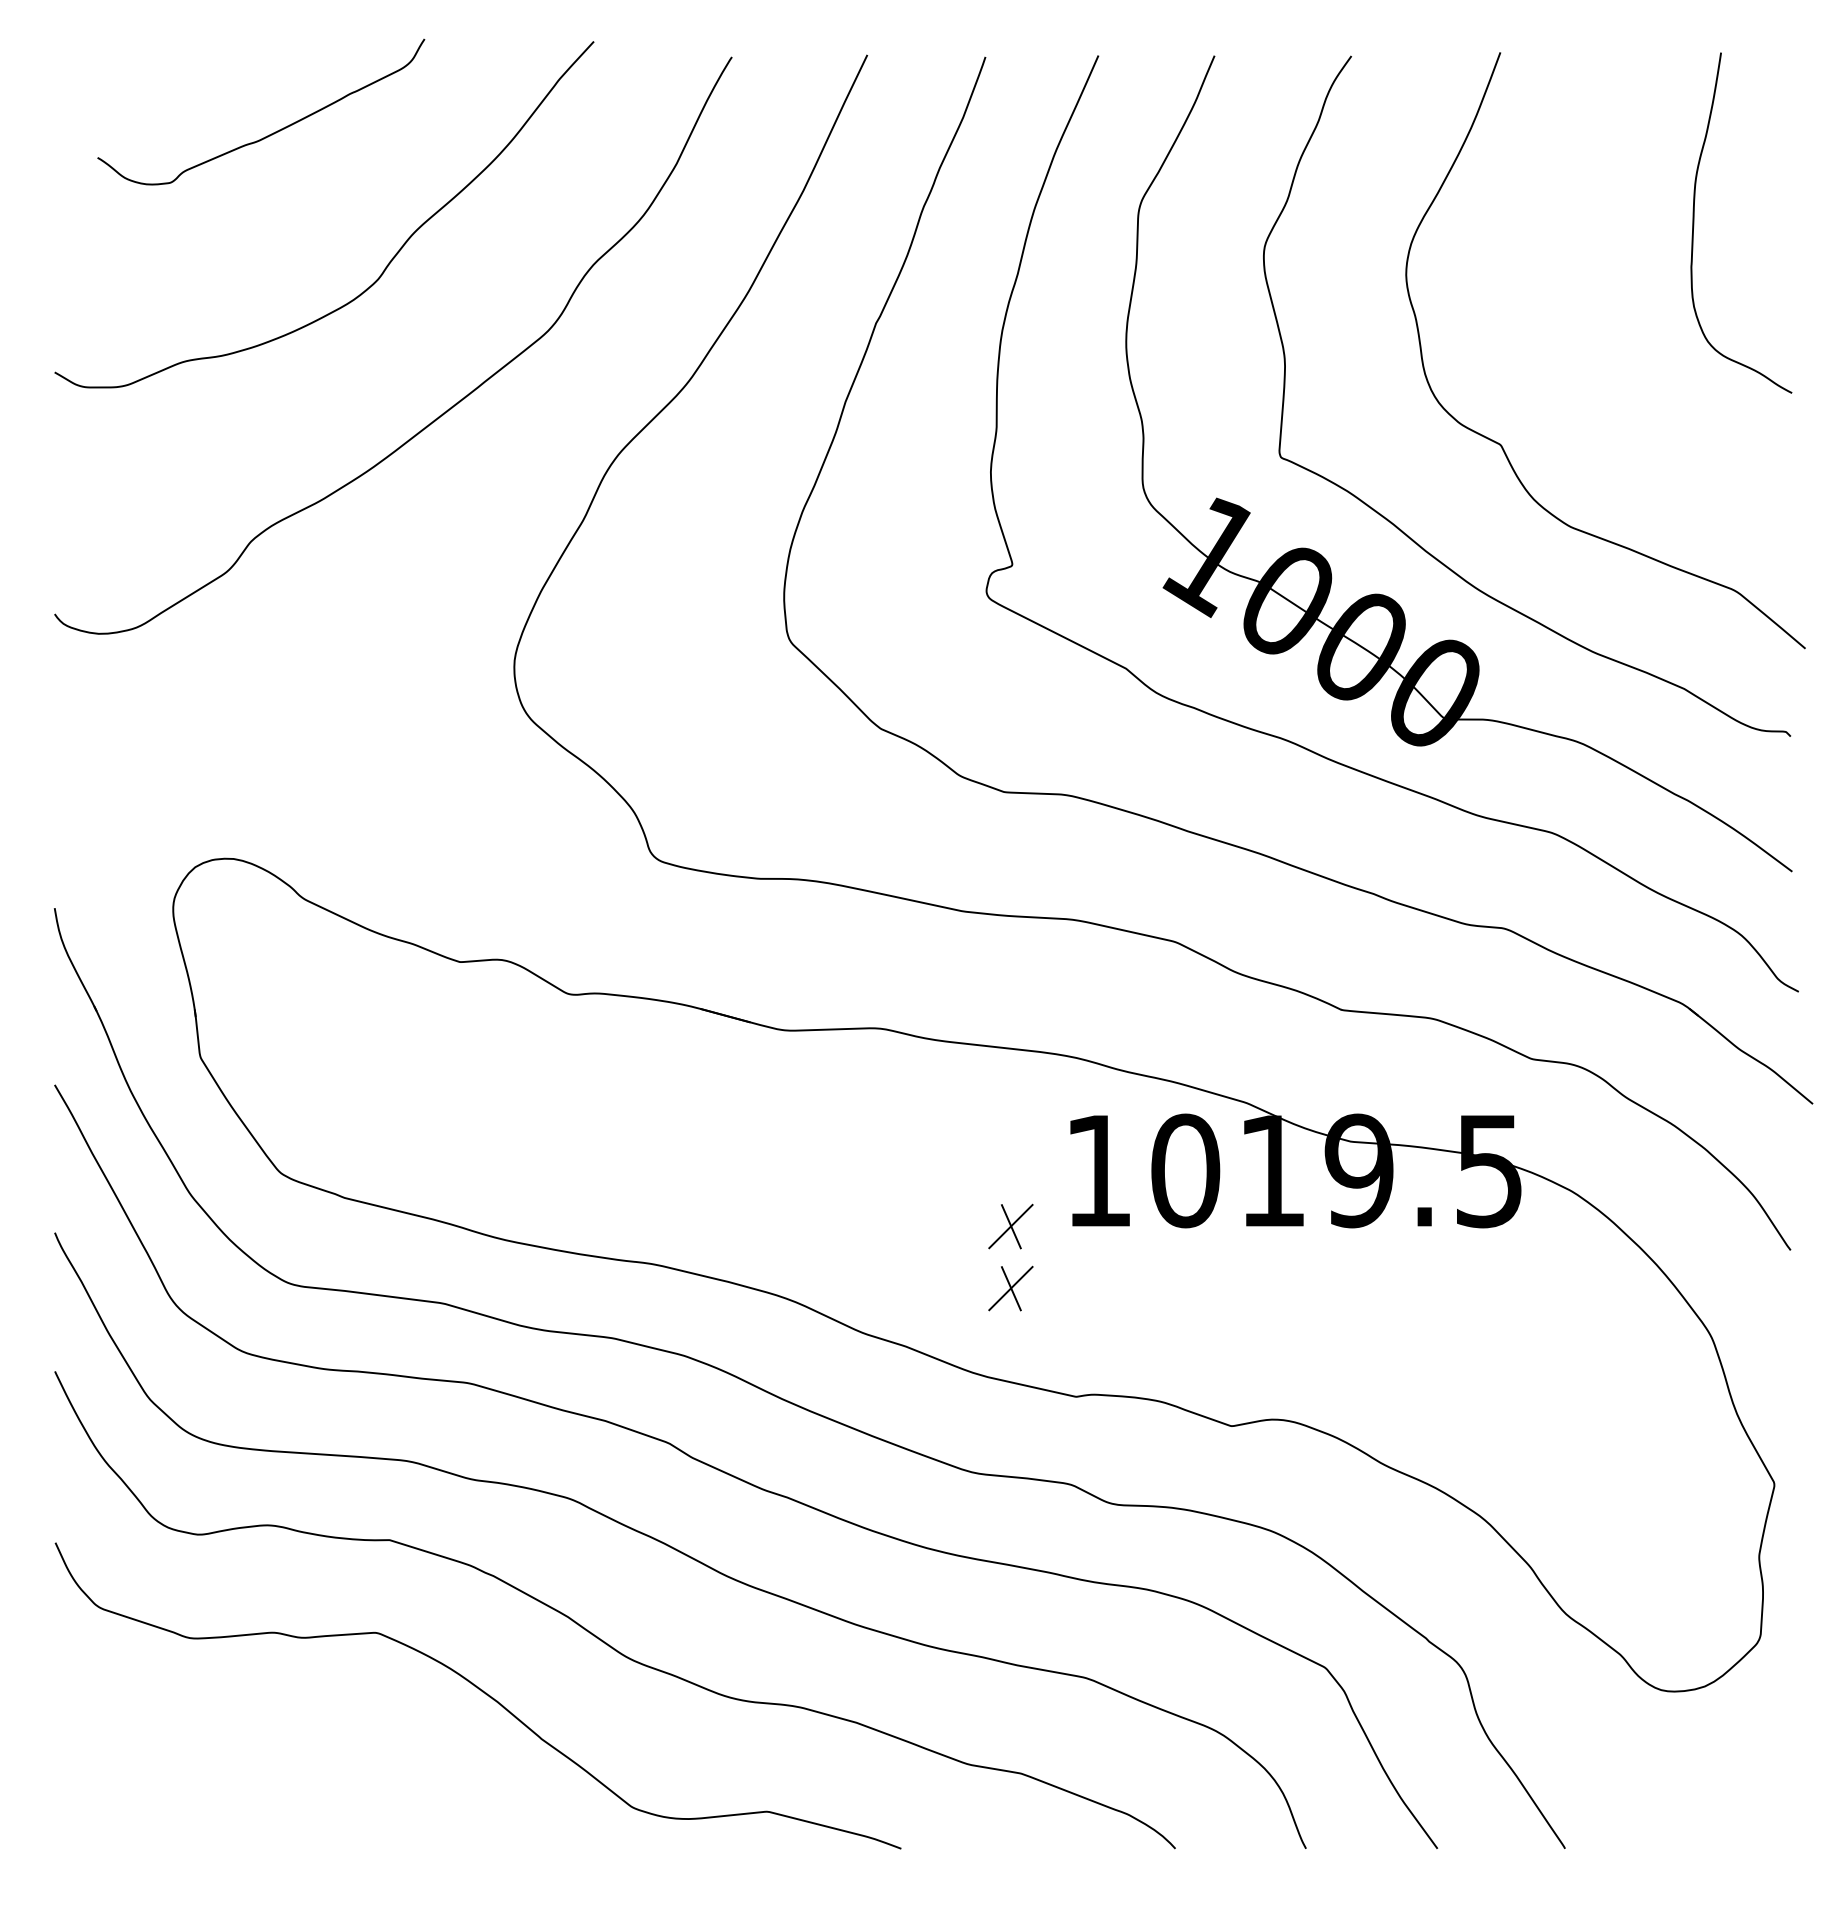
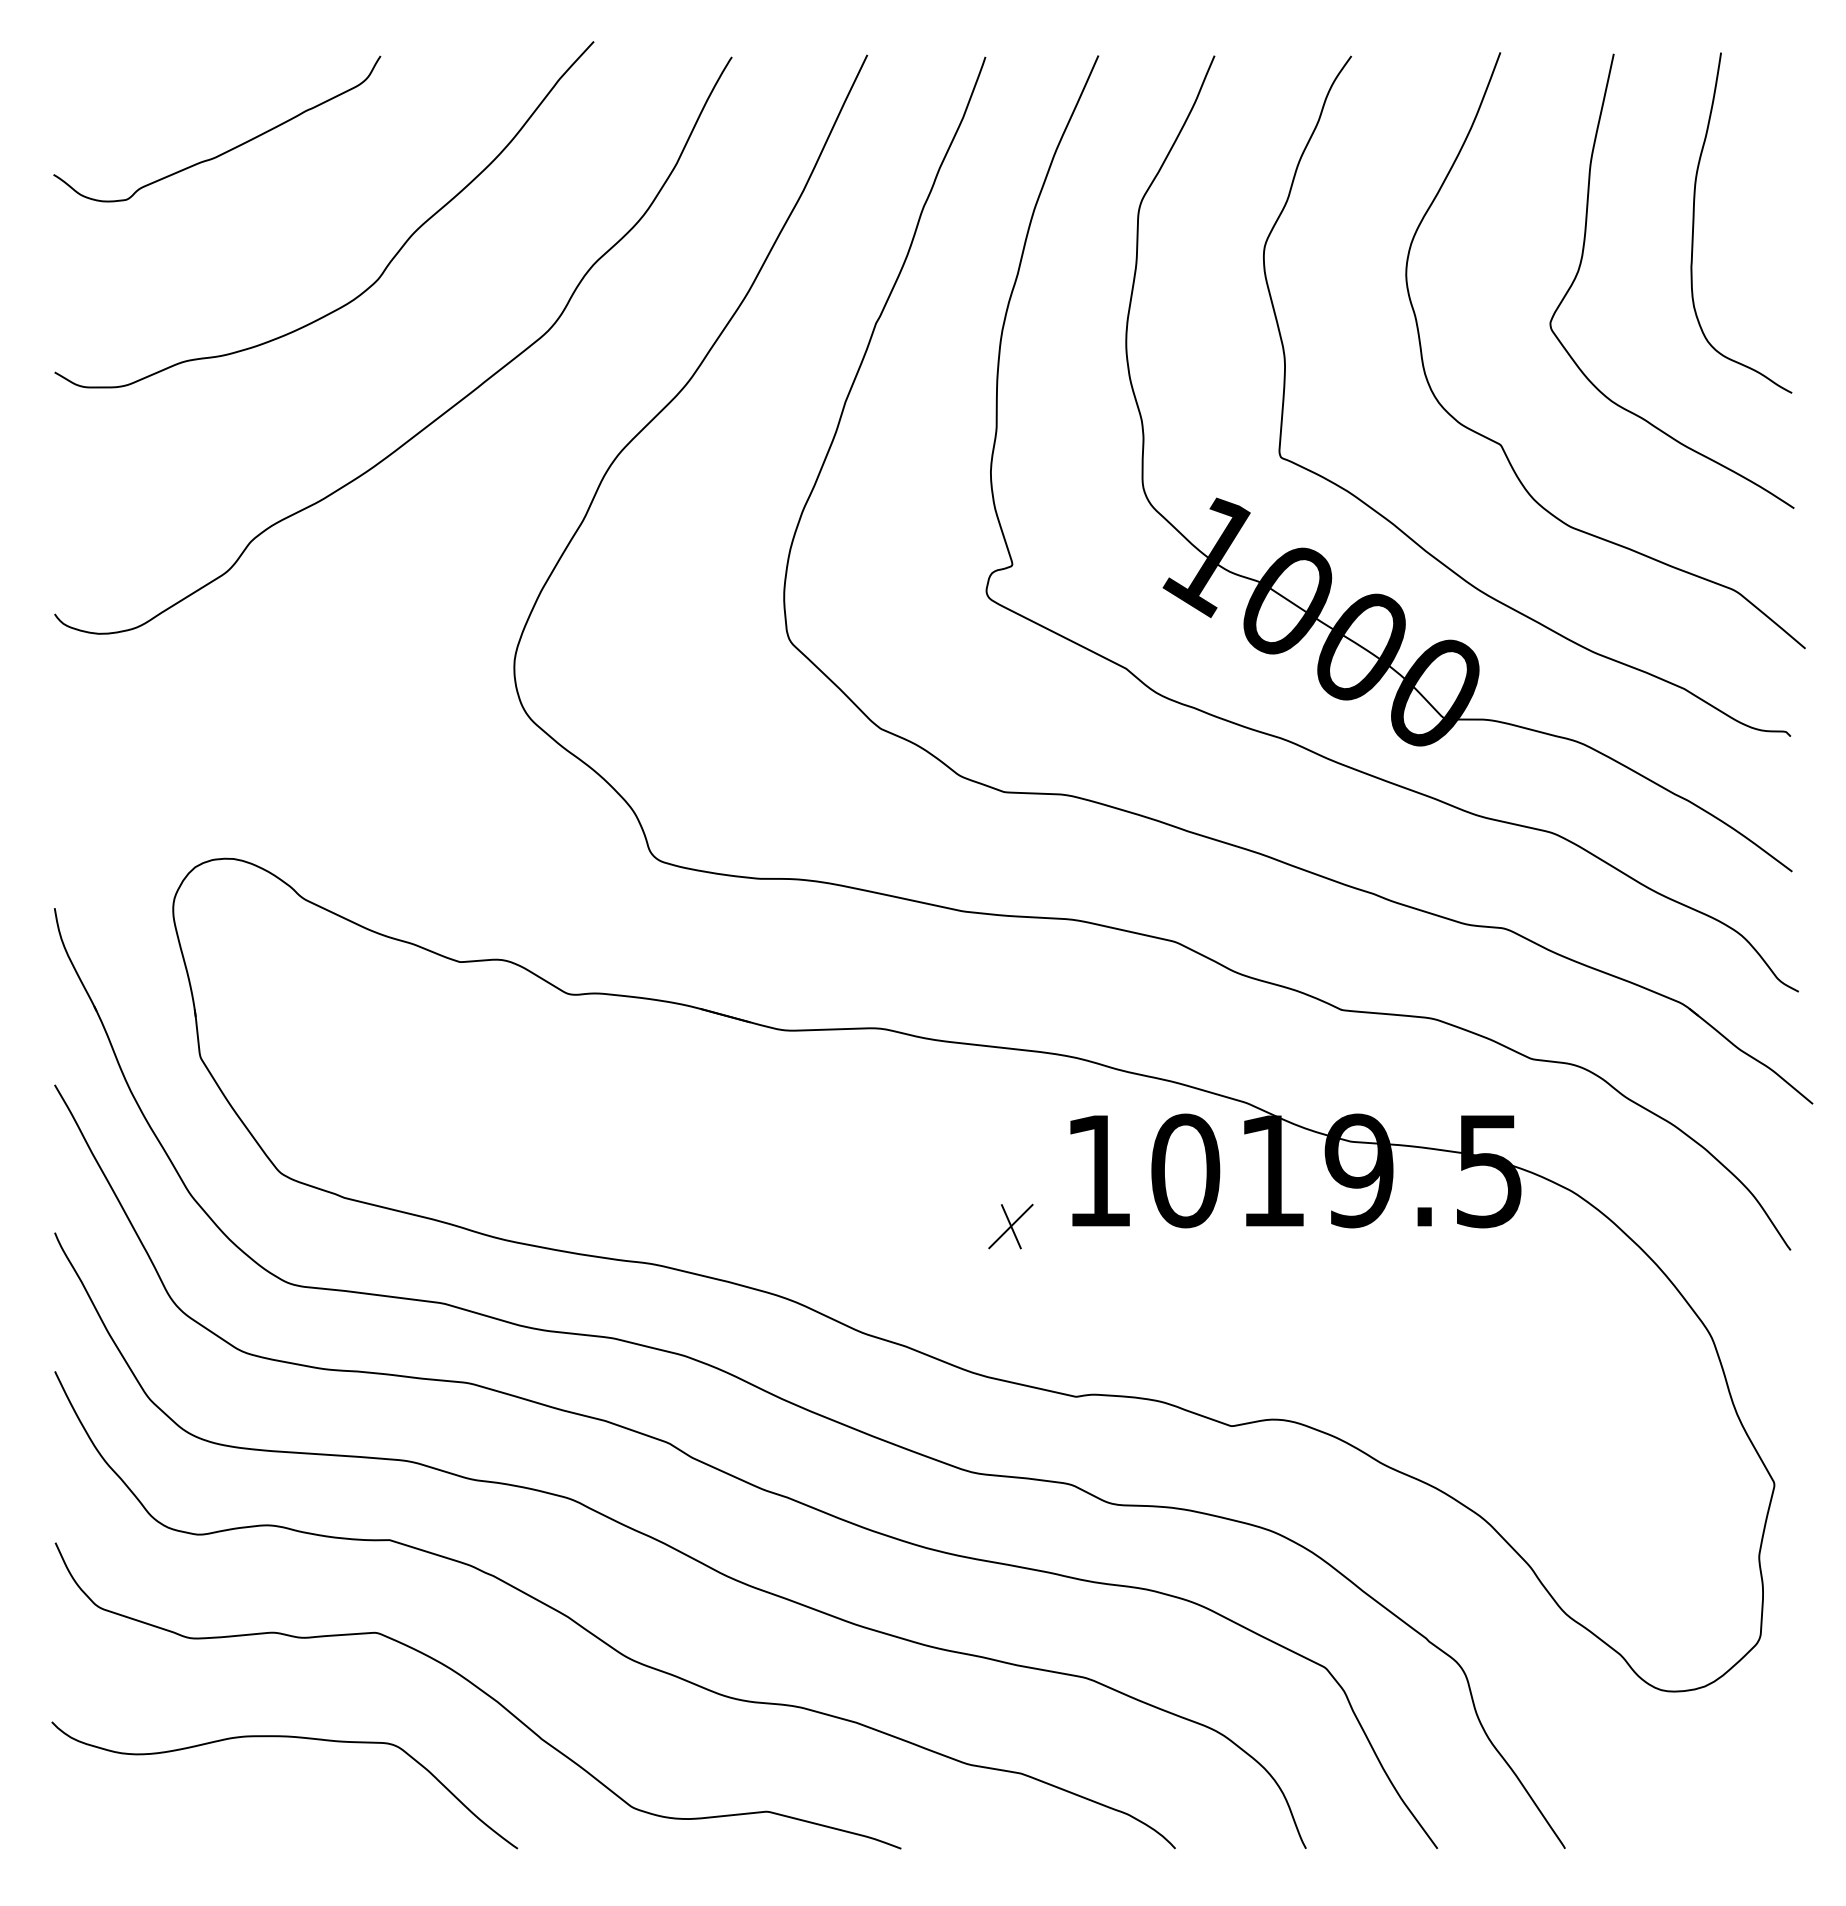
curve position: (271, 133) -> (227, 150) (227, 150)
curve: none -> present (1583, 256)
part: present -> none (1010, 1288)
curve: none -> present (284, 1737)
